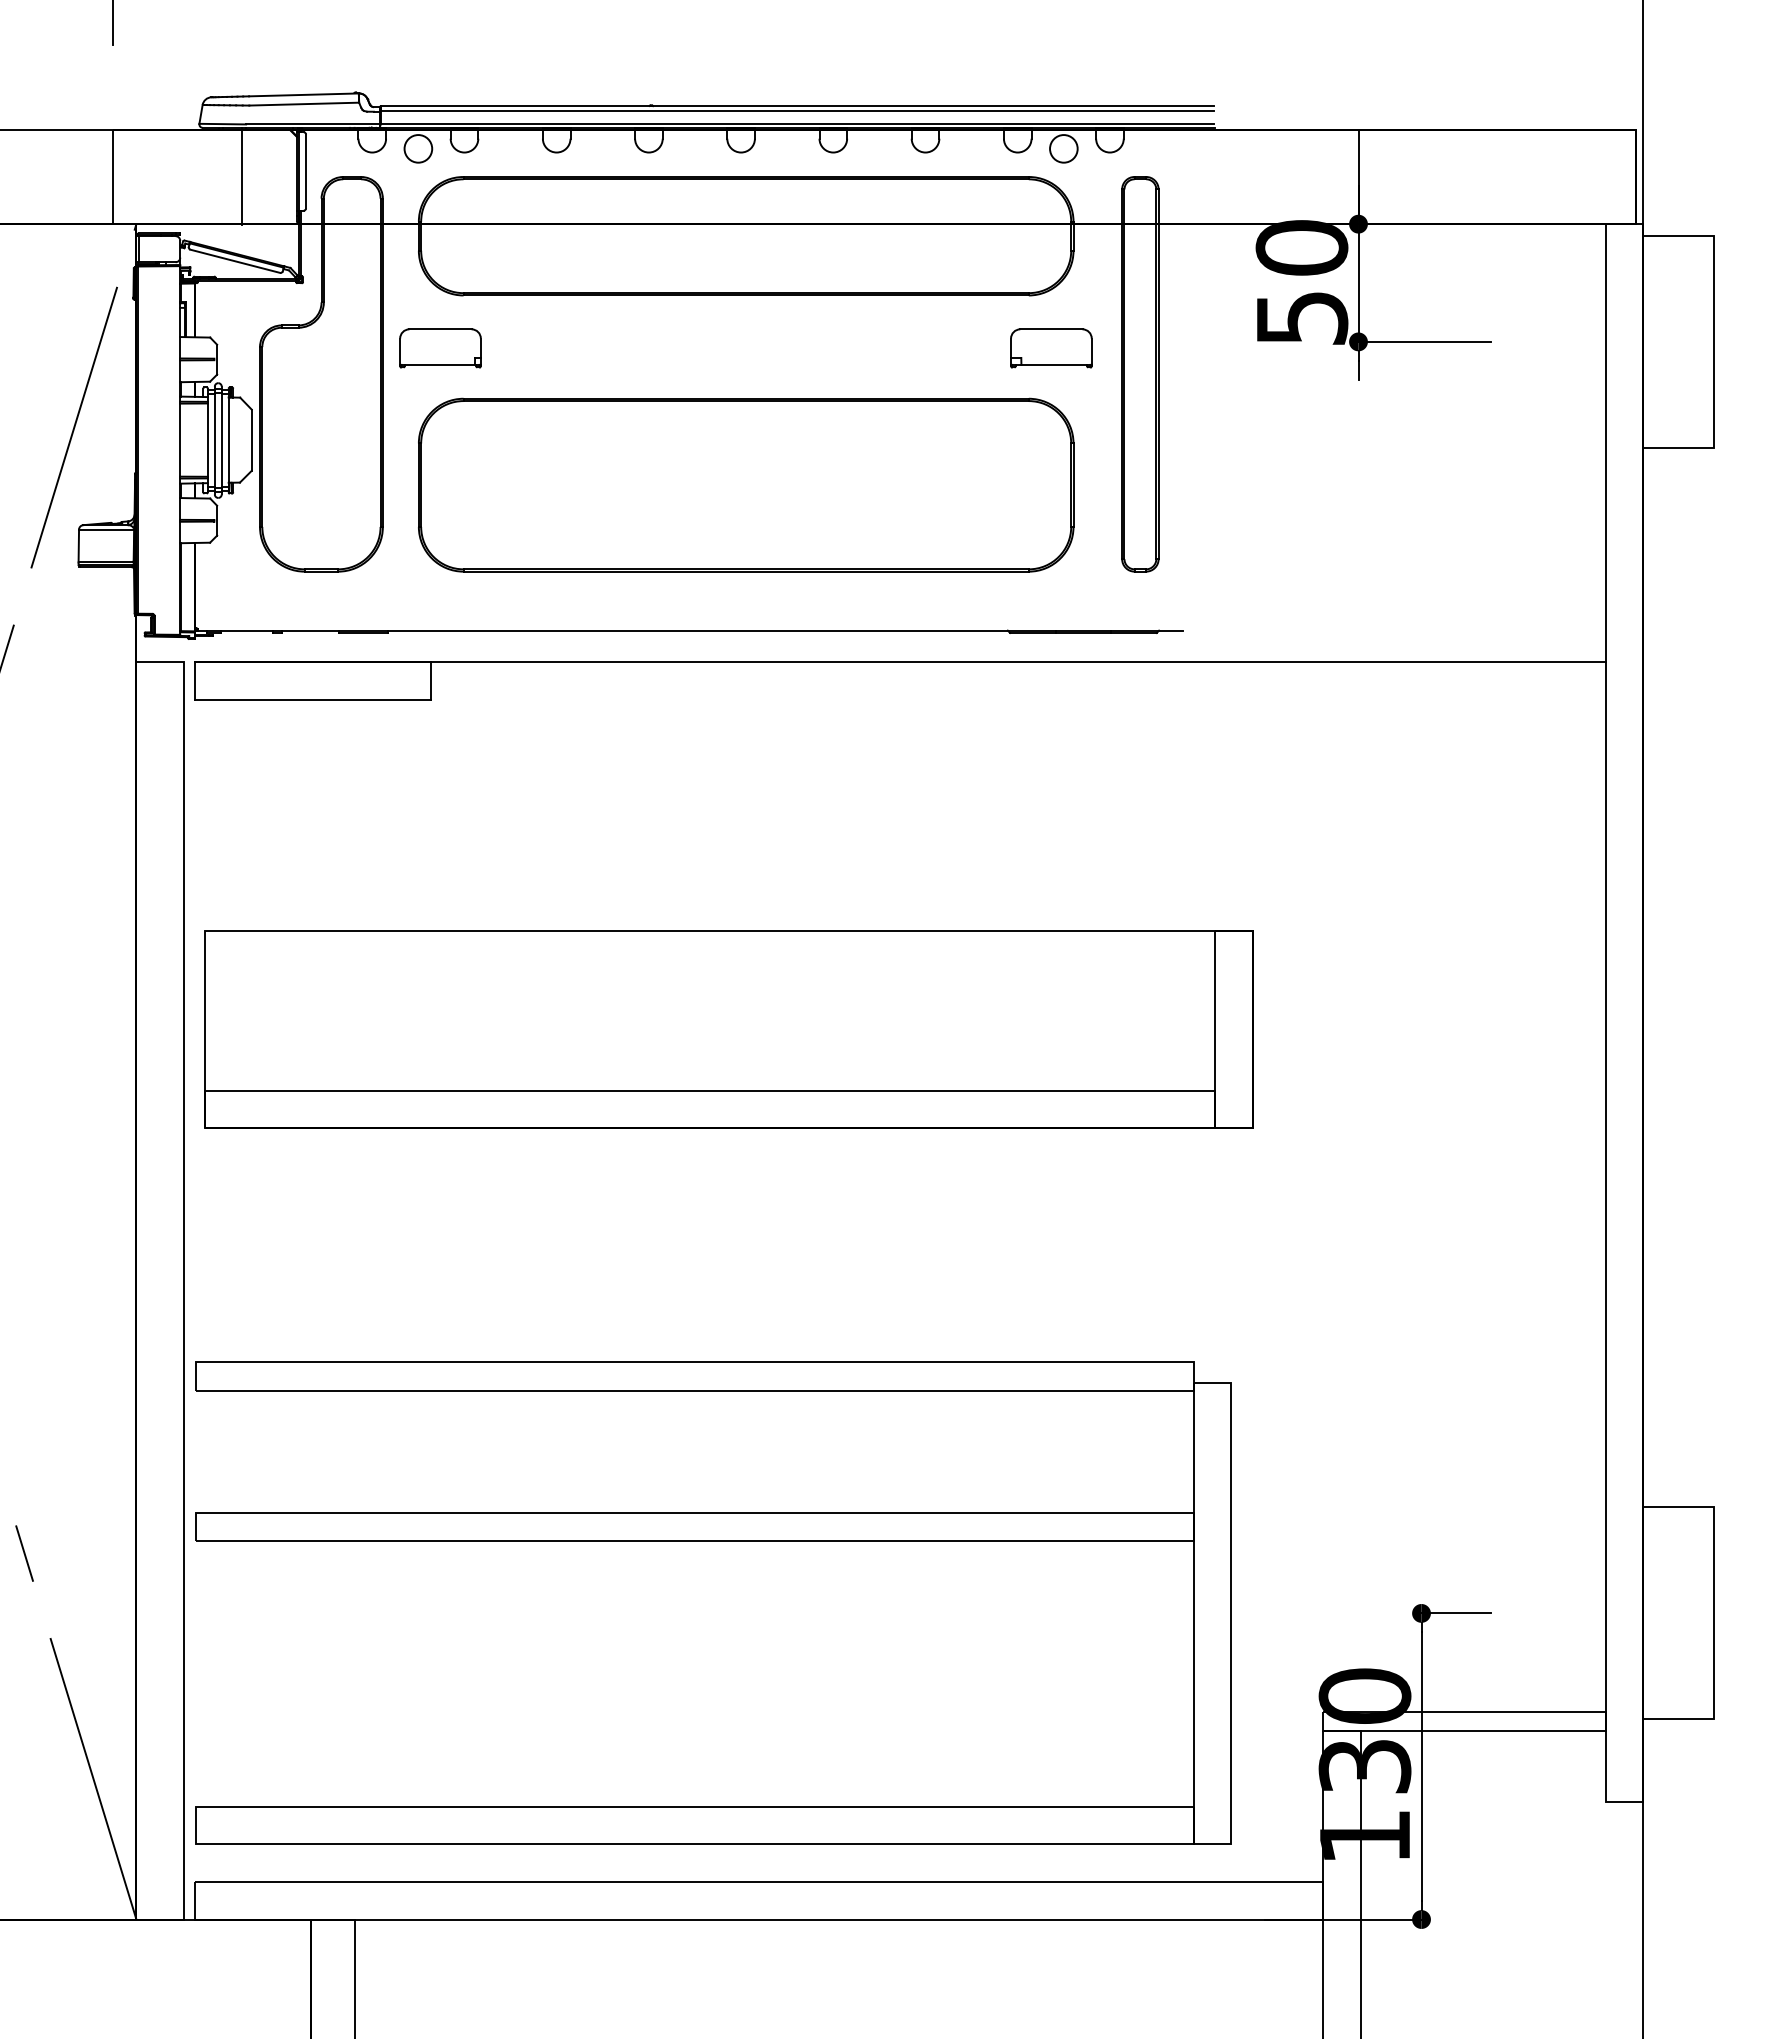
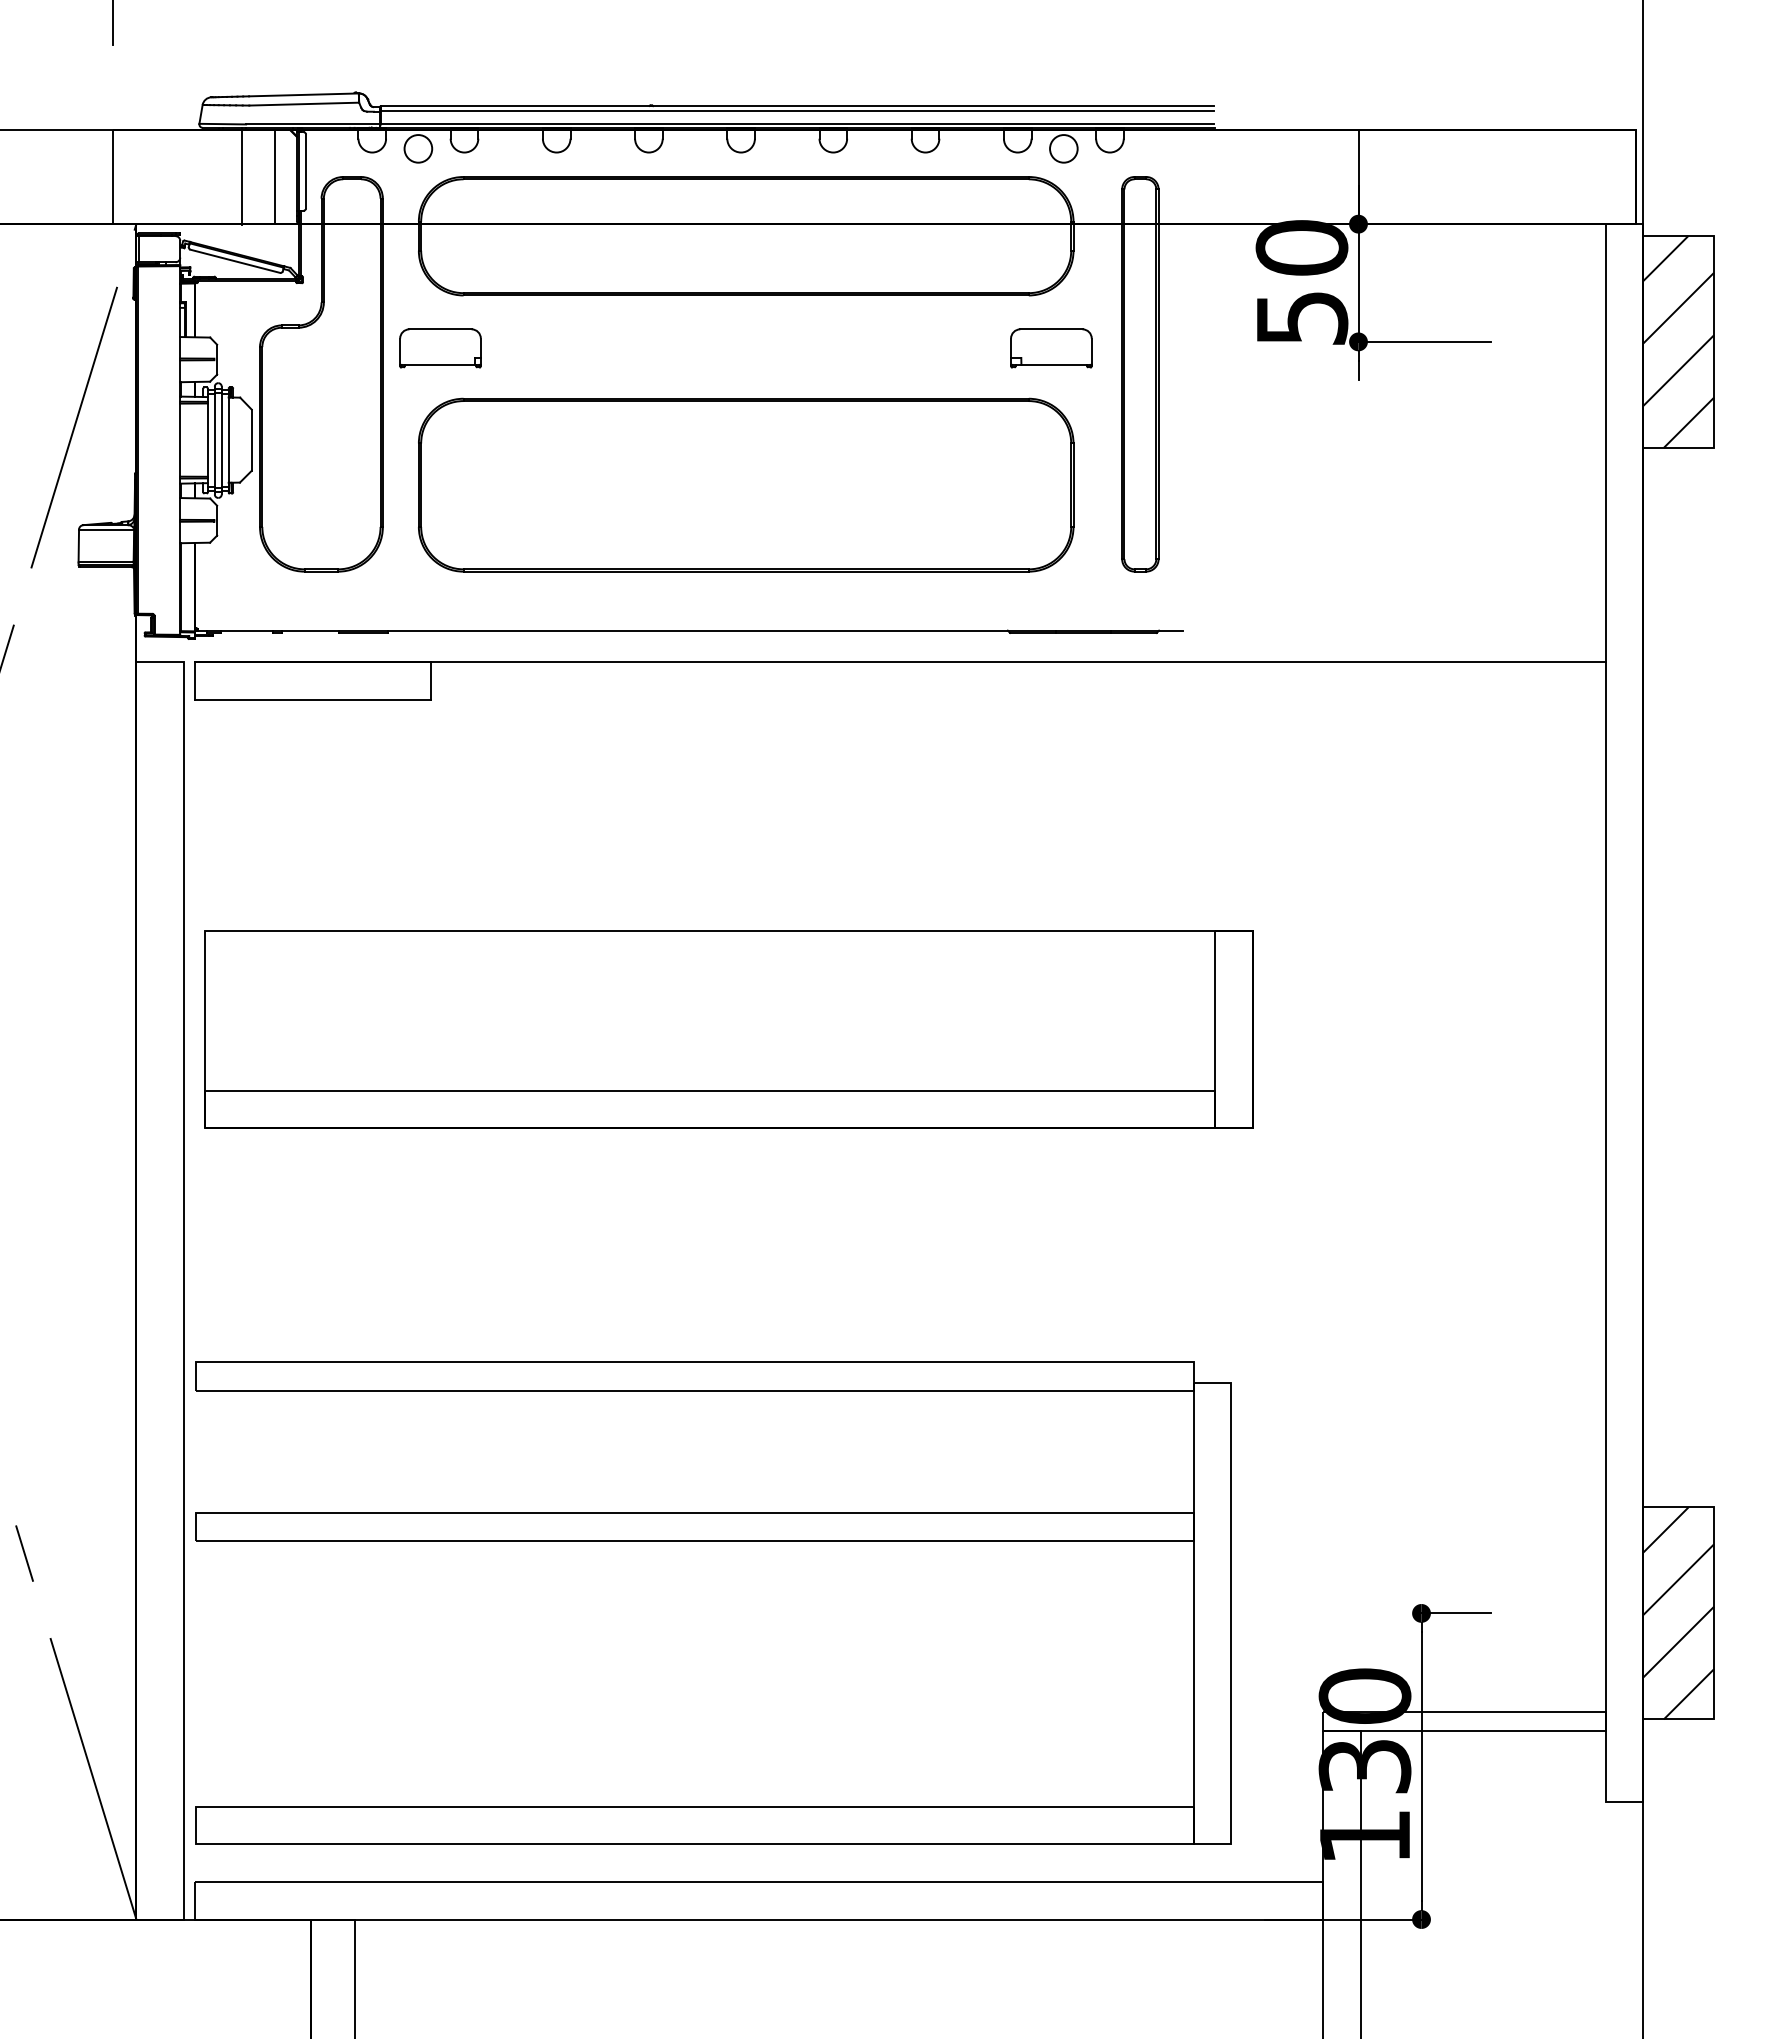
line: none -> present (275, 176)
hatch: none -> present (1678, 341)
hatch: none -> present (1678, 1613)
